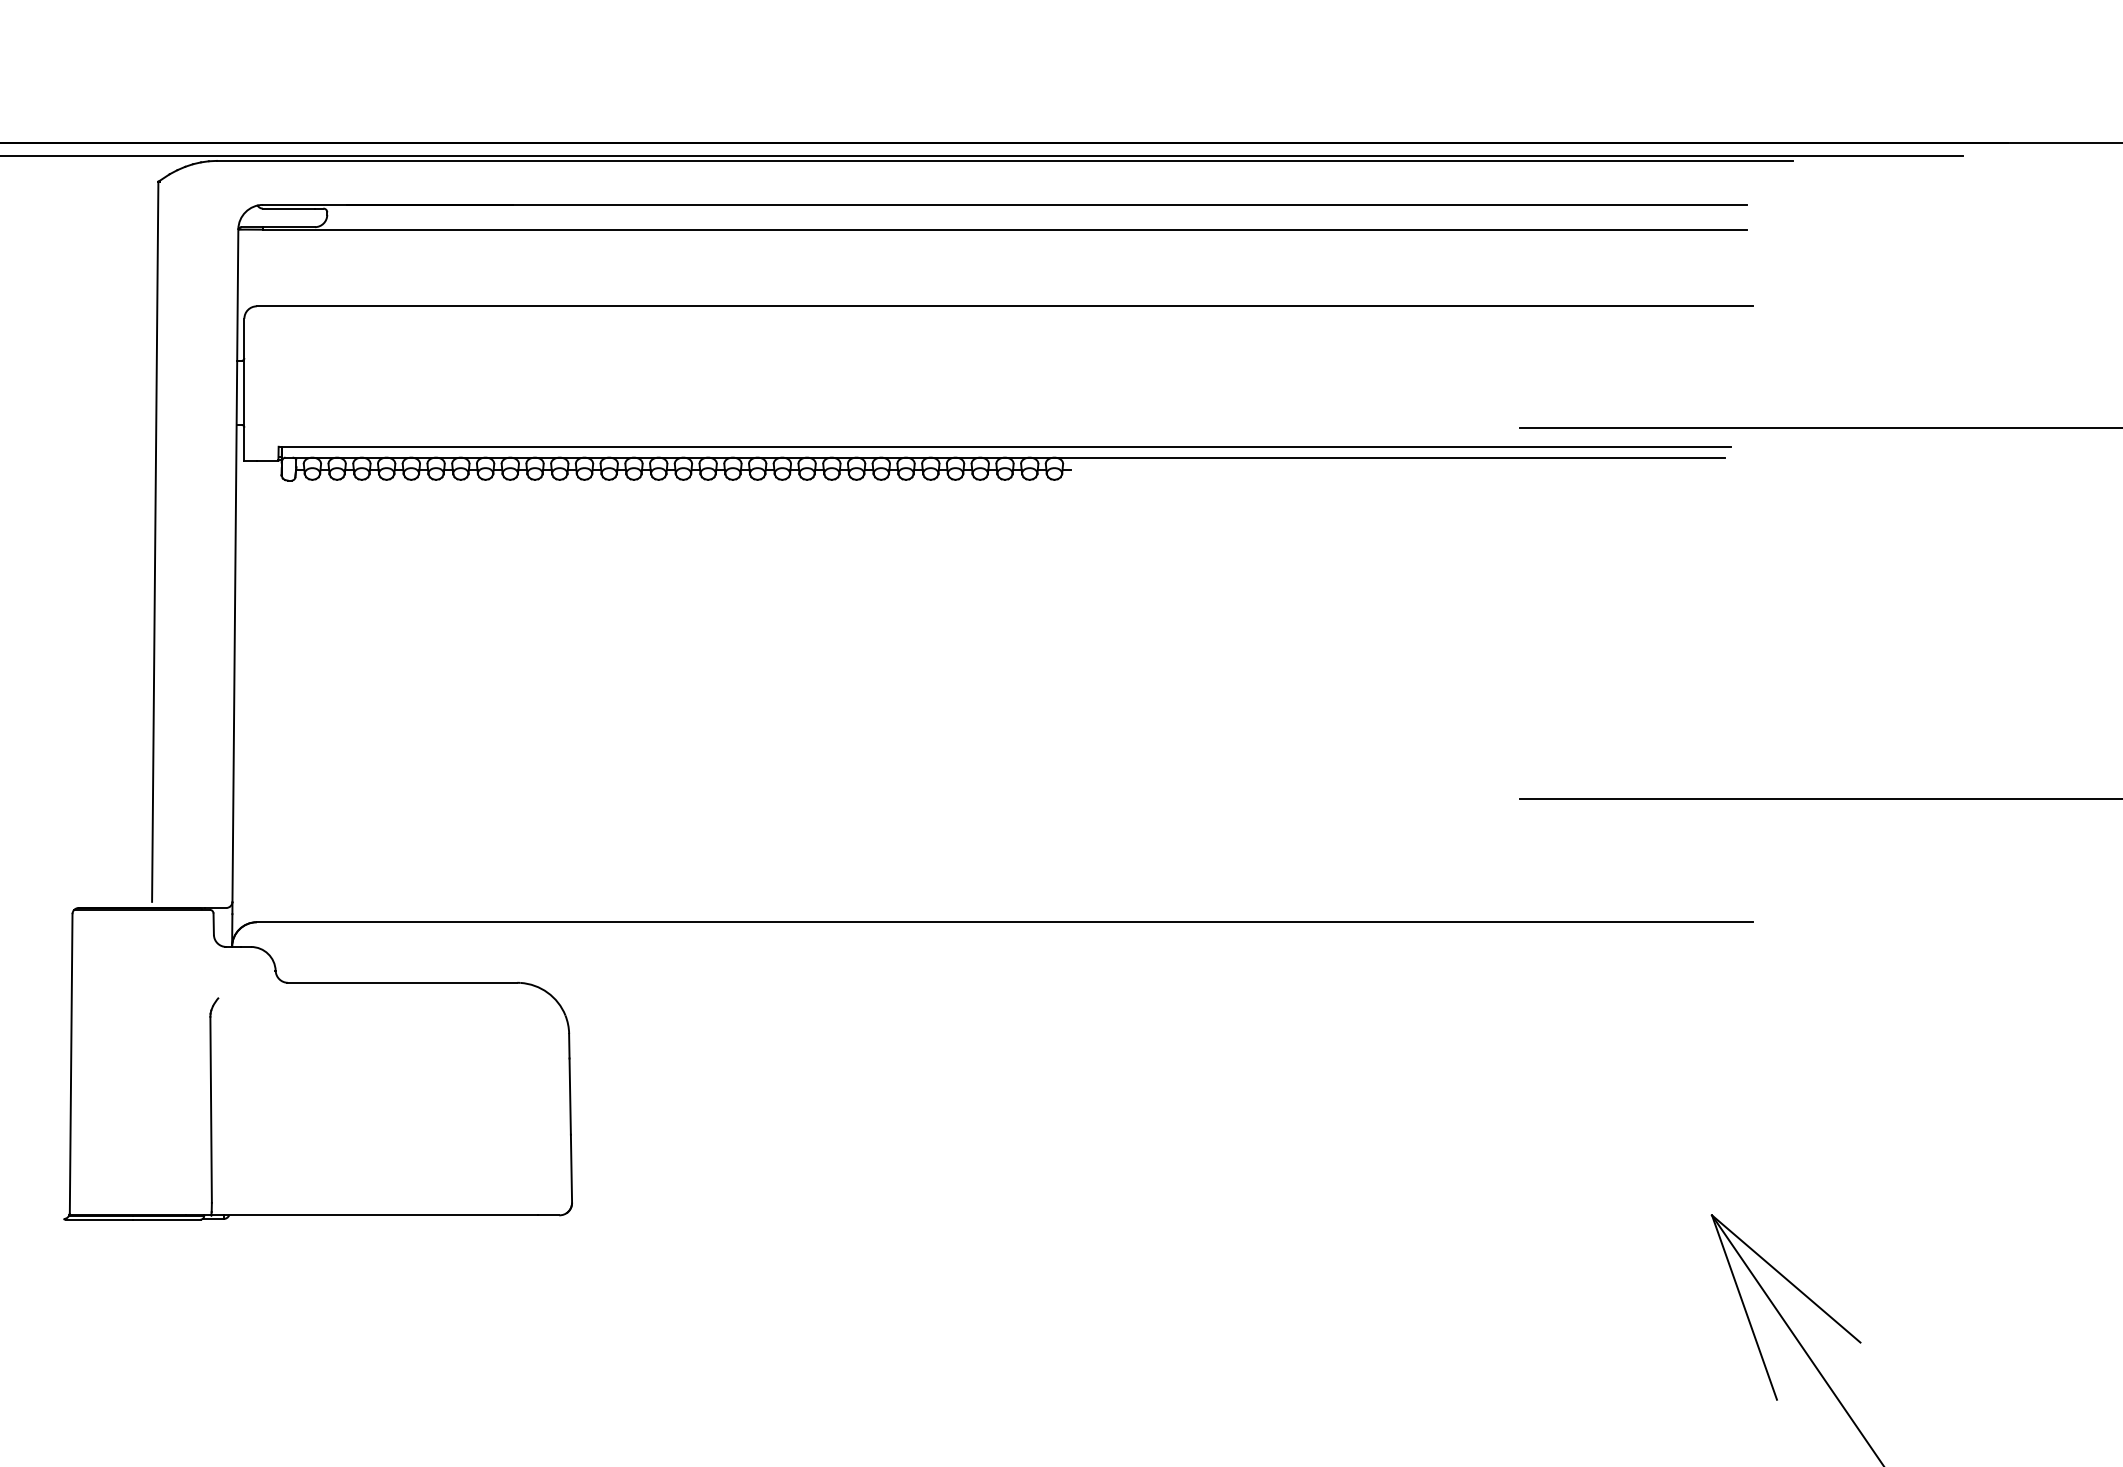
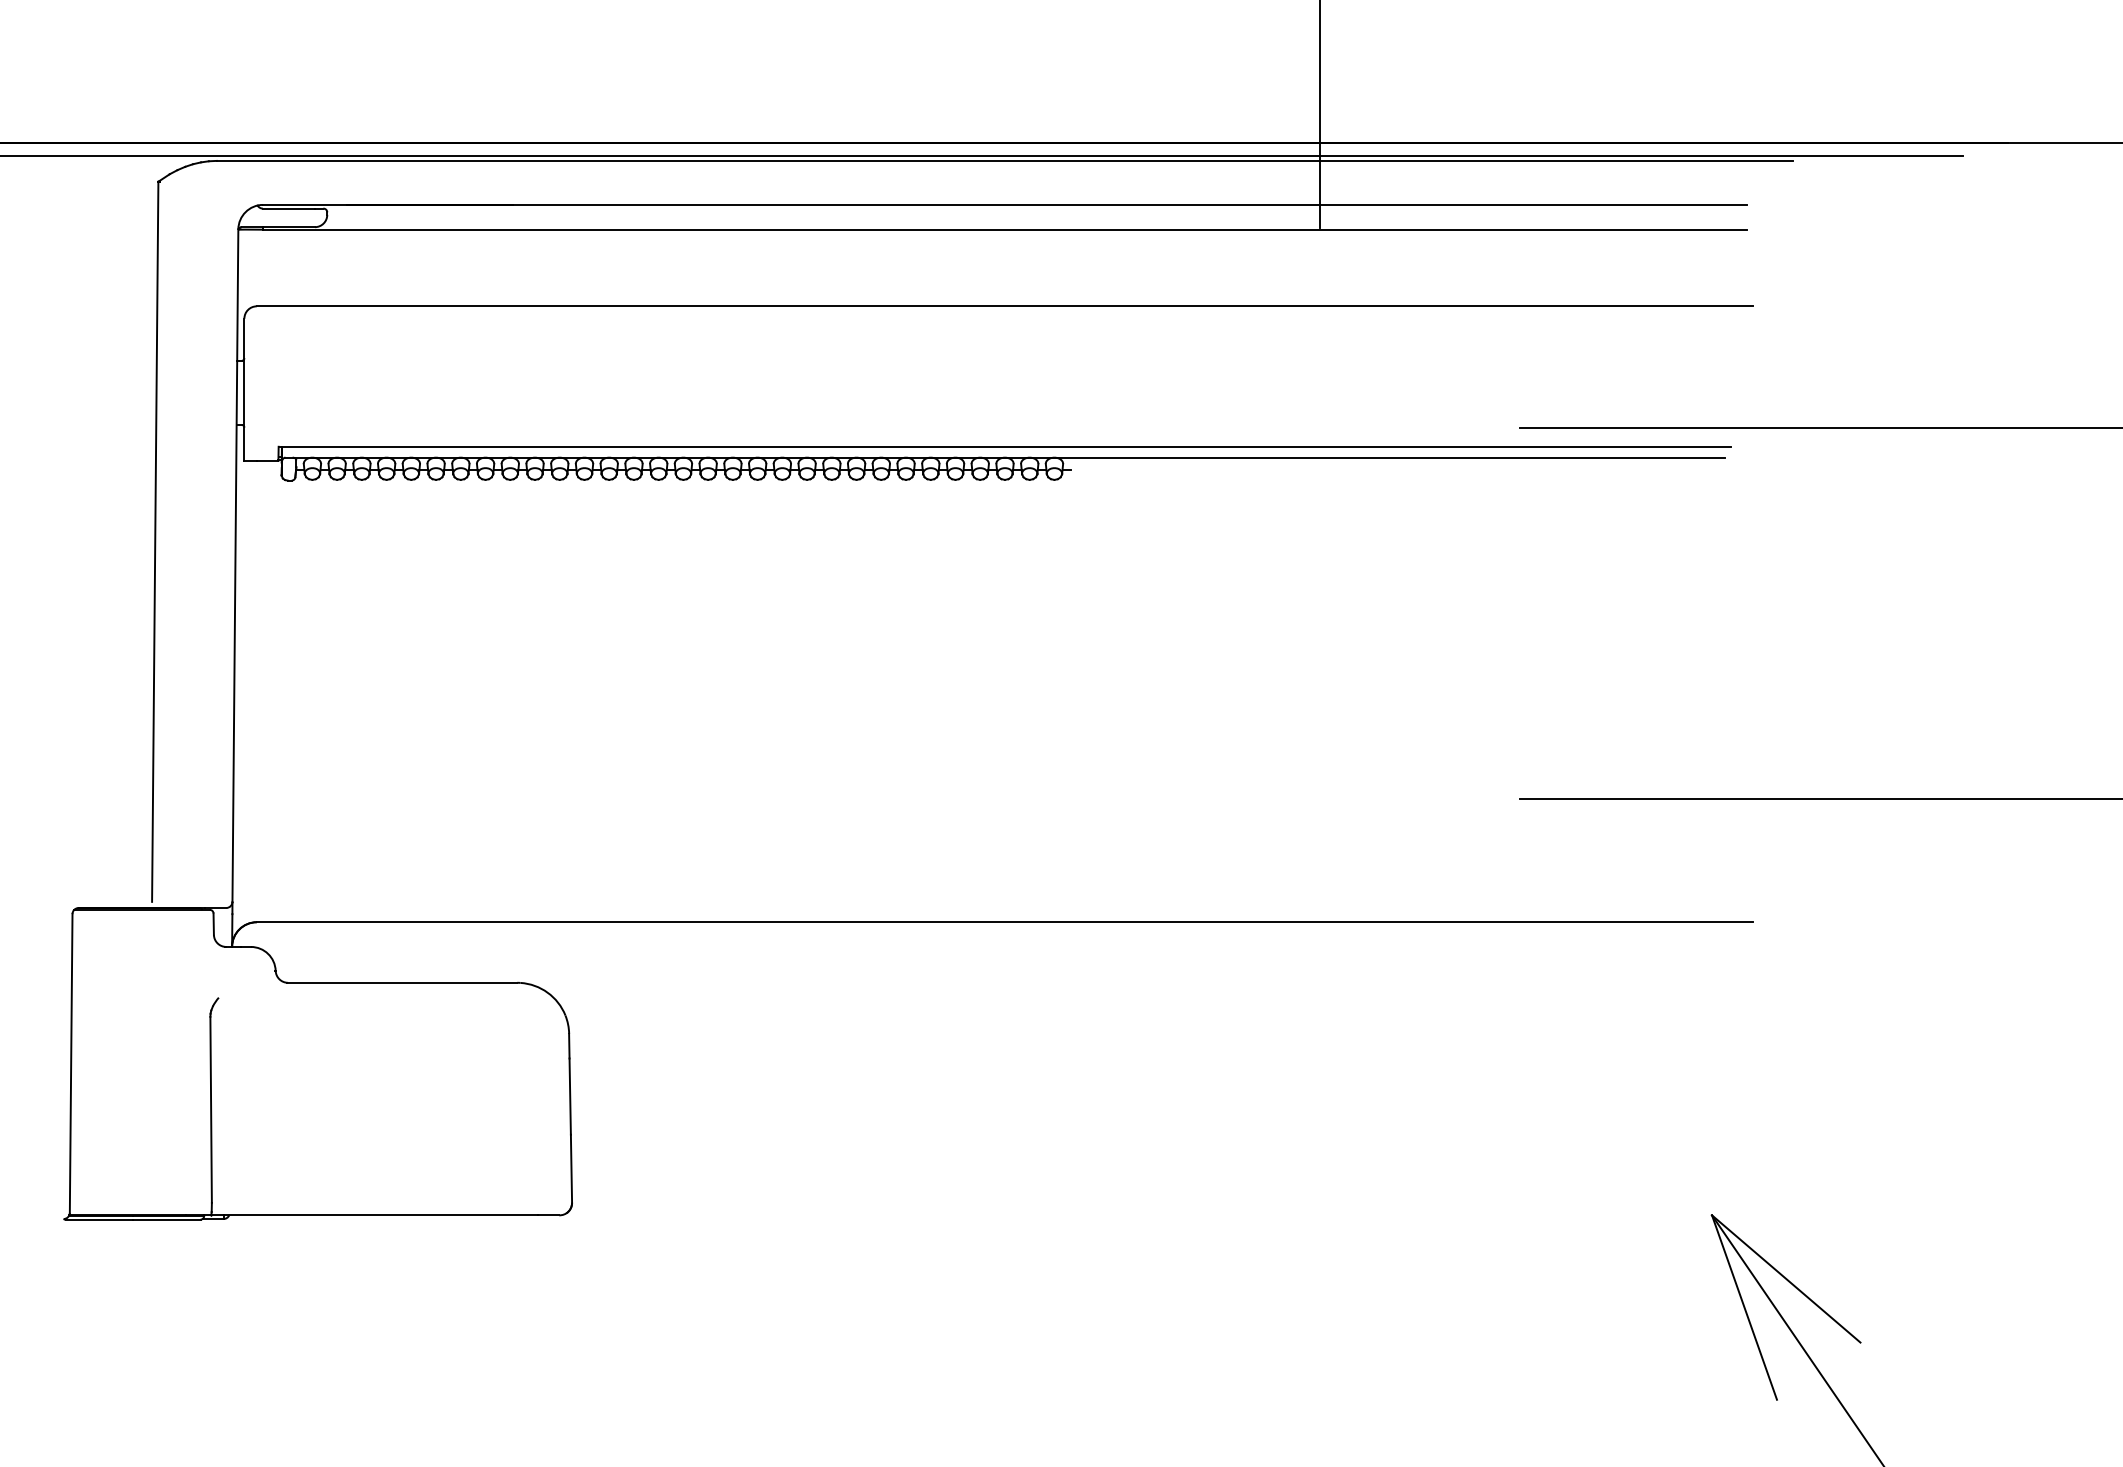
line: none -> present (1320, 114)
